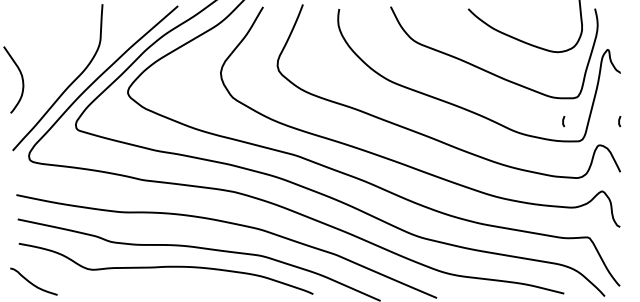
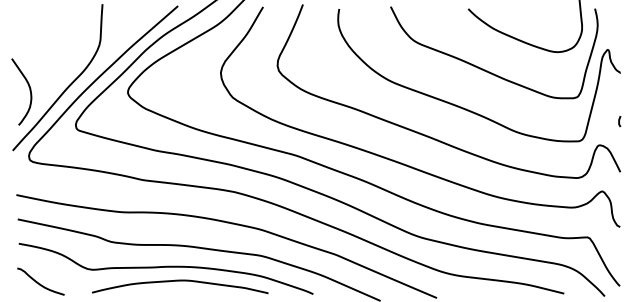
curve position: (21, 79) -> (29, 91) (29, 91)
line: present -> none (563, 121)
curve: none -> present (180, 281)
curve position: (33, 283) -> (40, 283) (40, 283)
